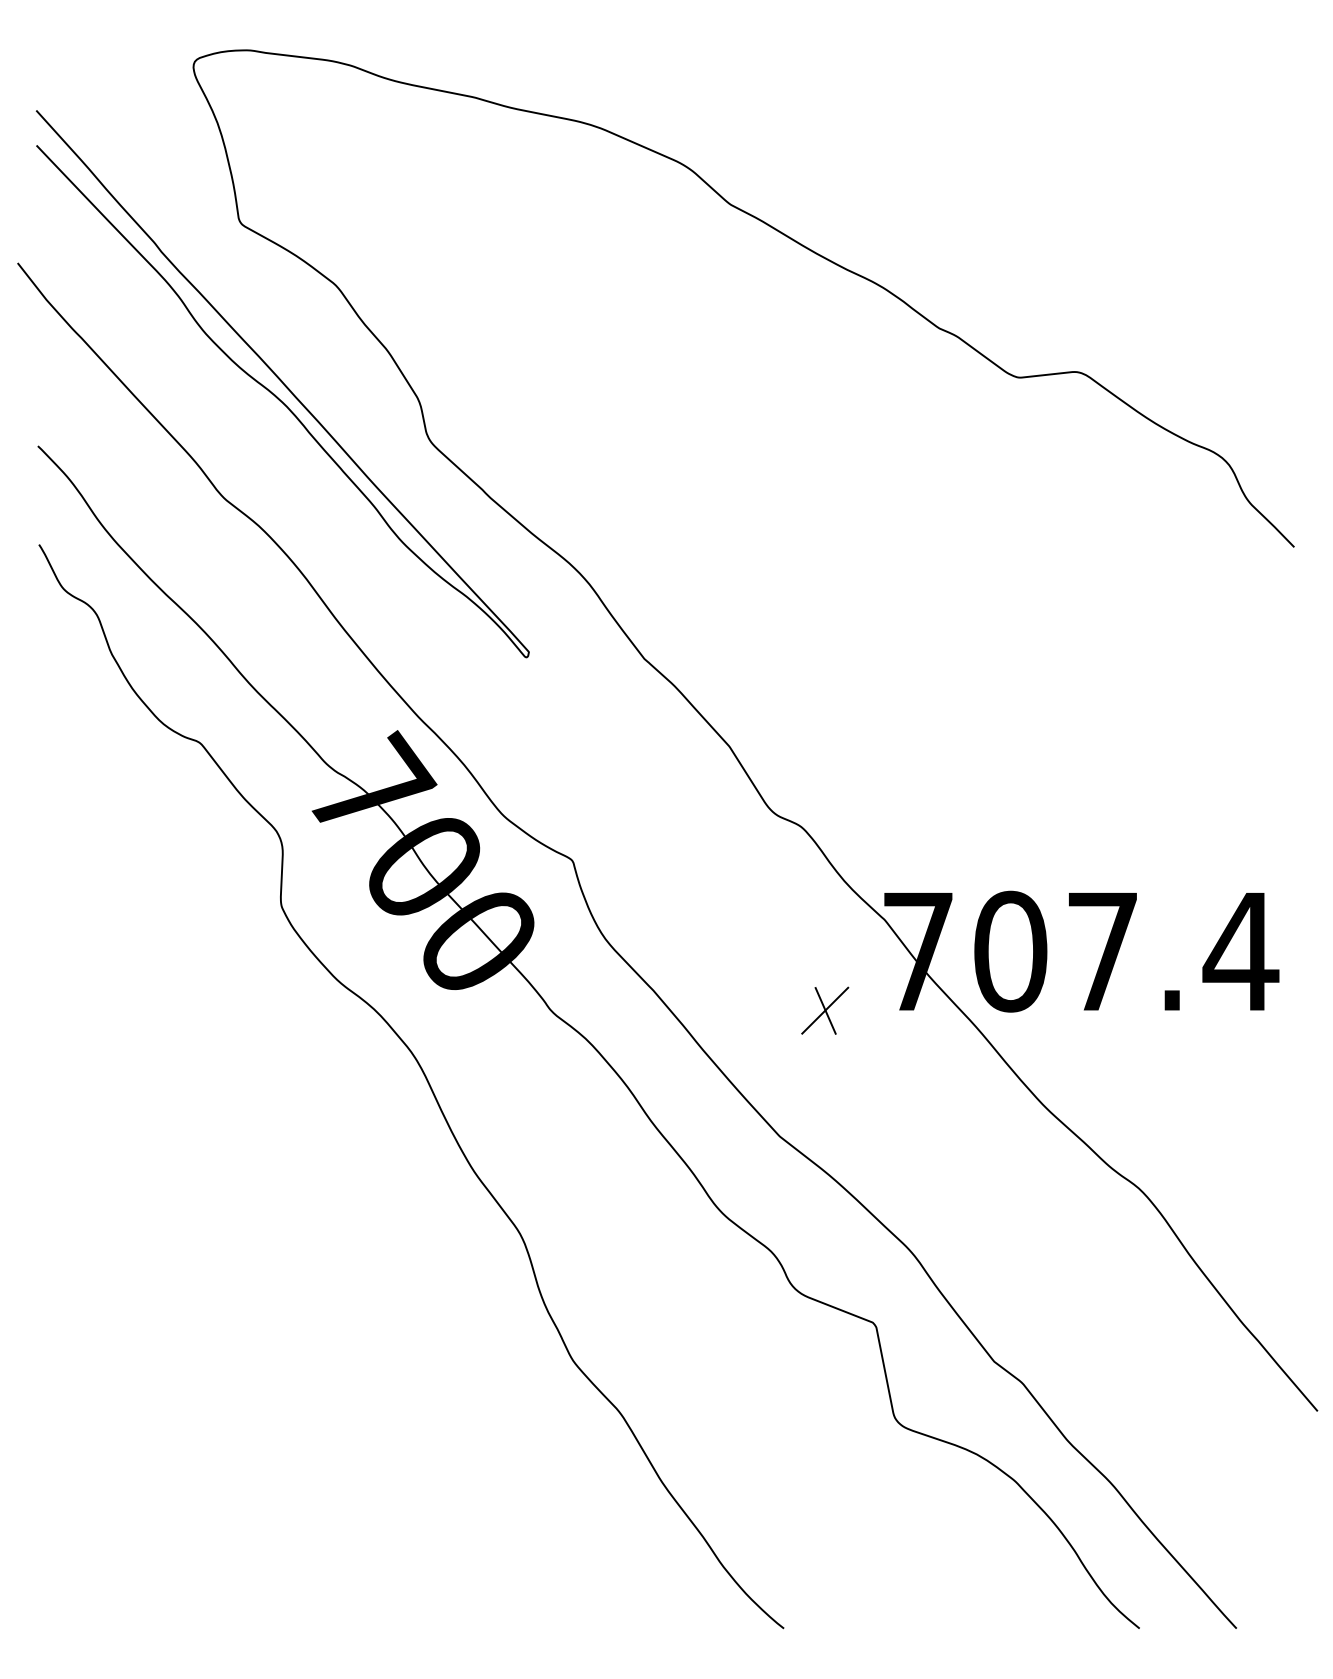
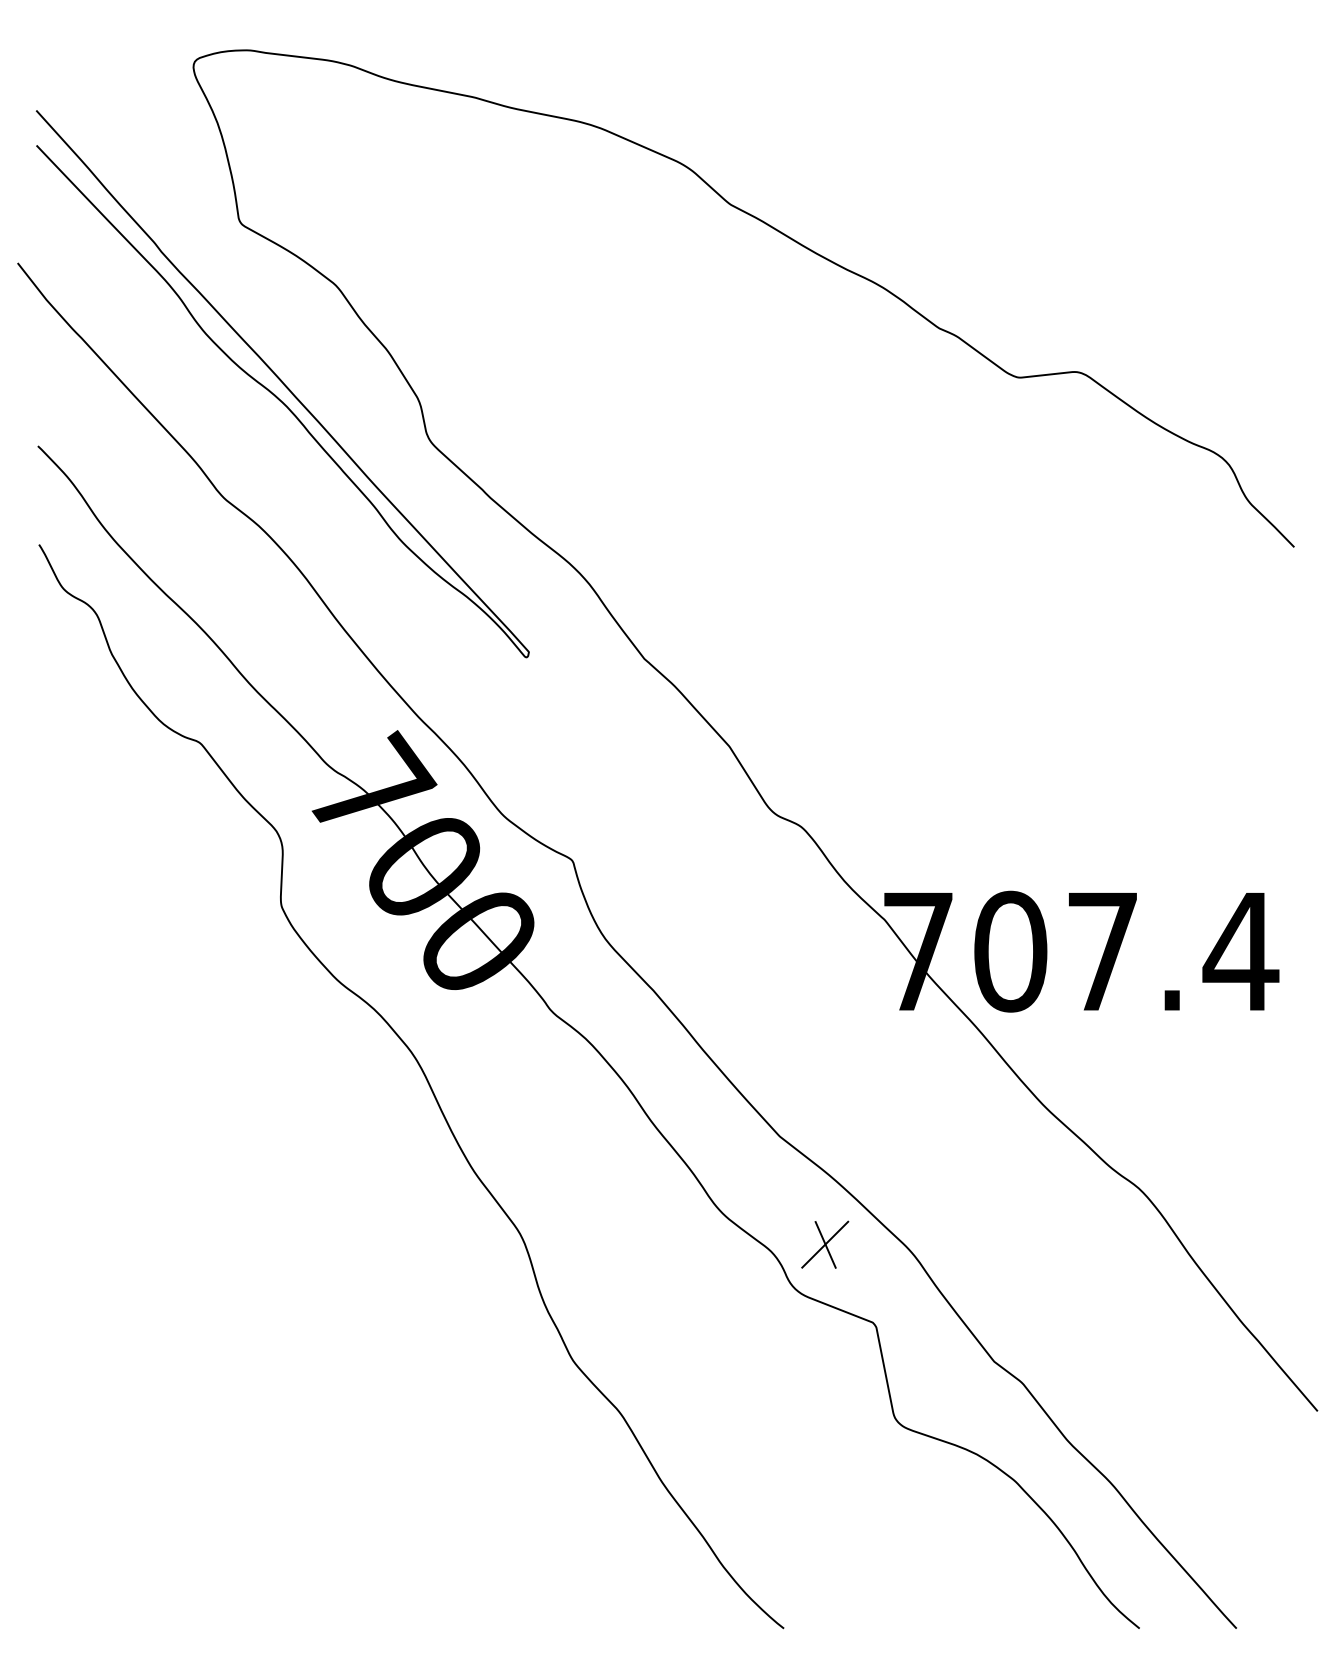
part position: (825, 1010) -> (825, 1244) (825, 1244)
